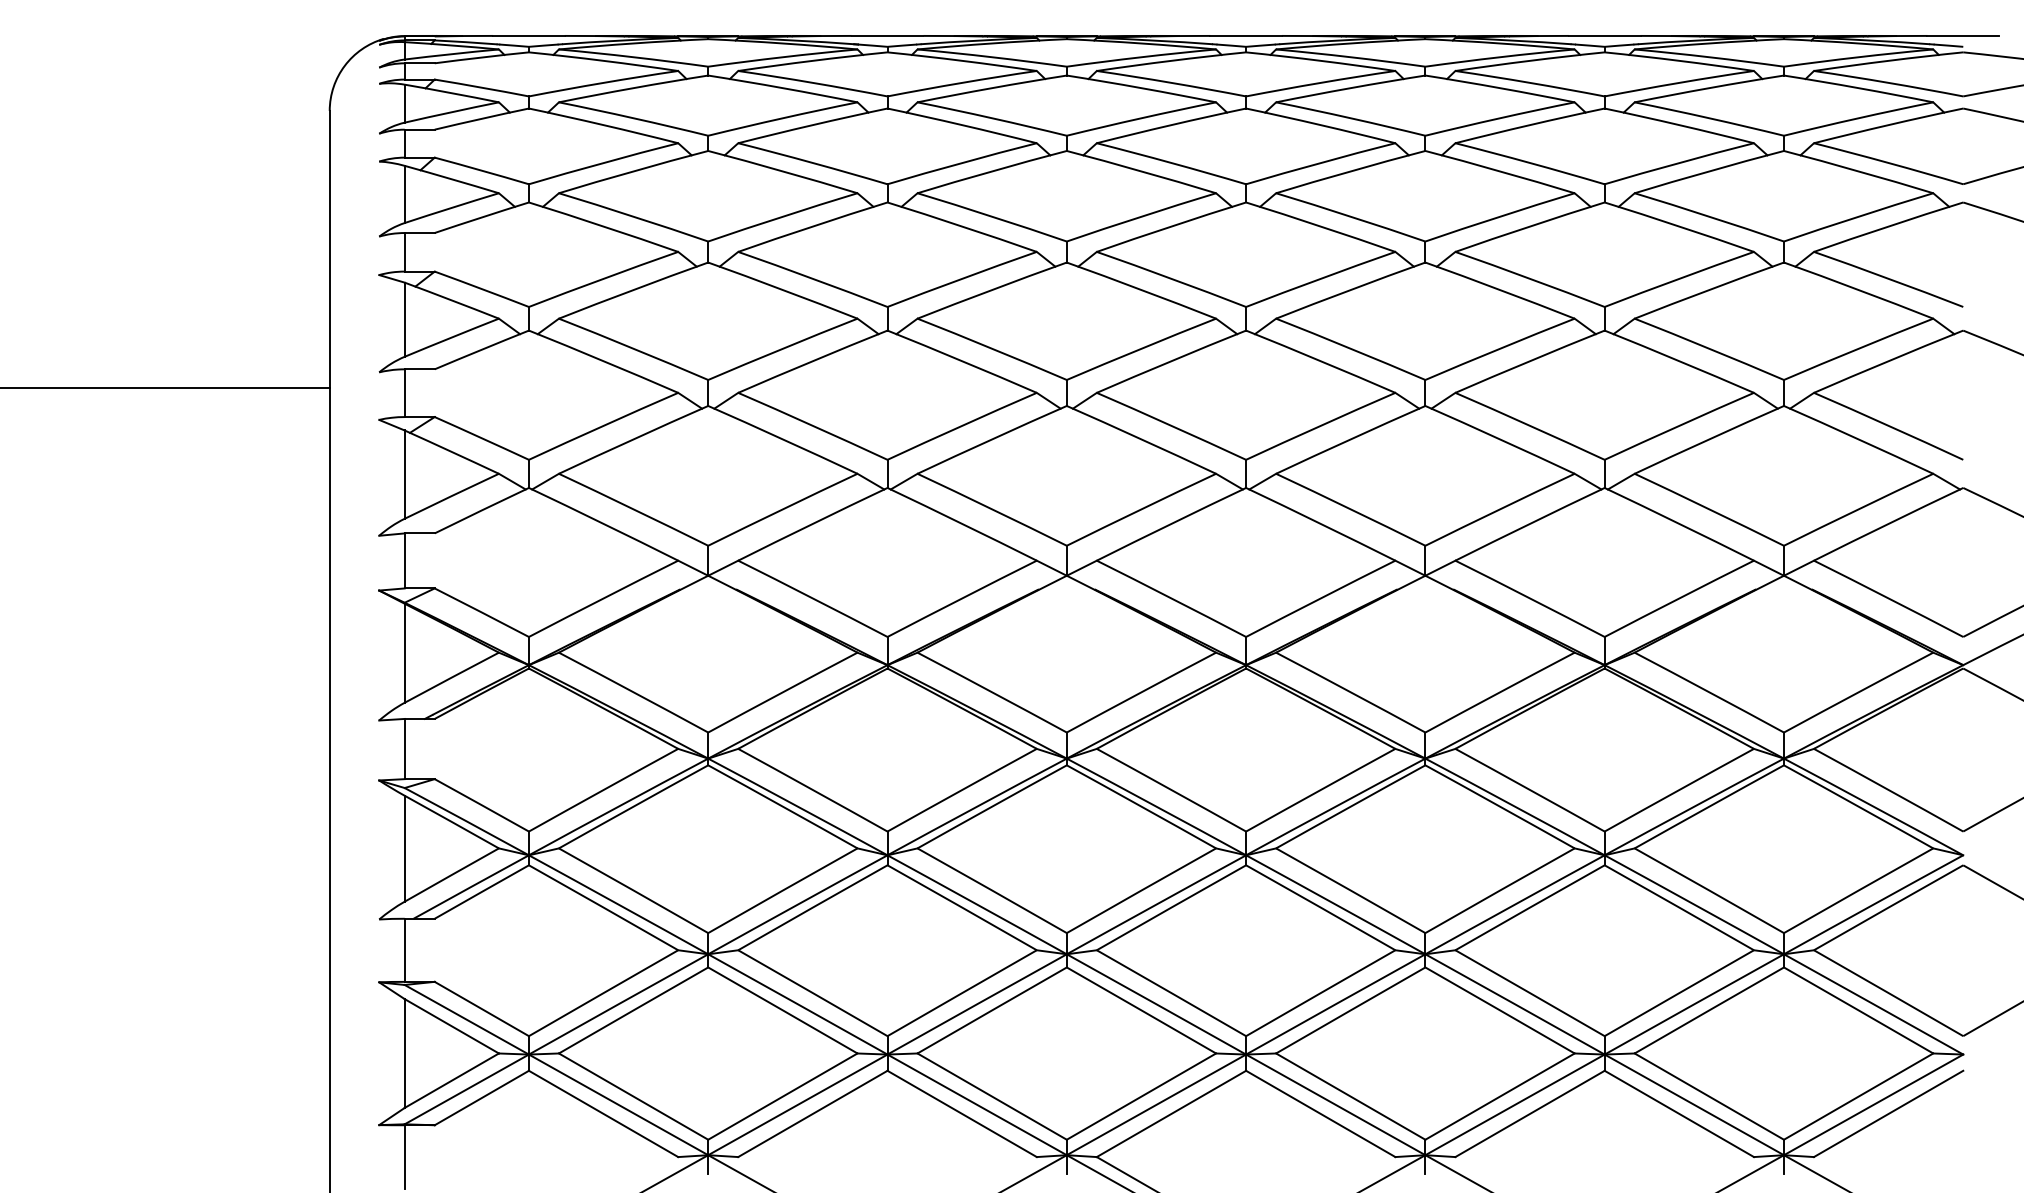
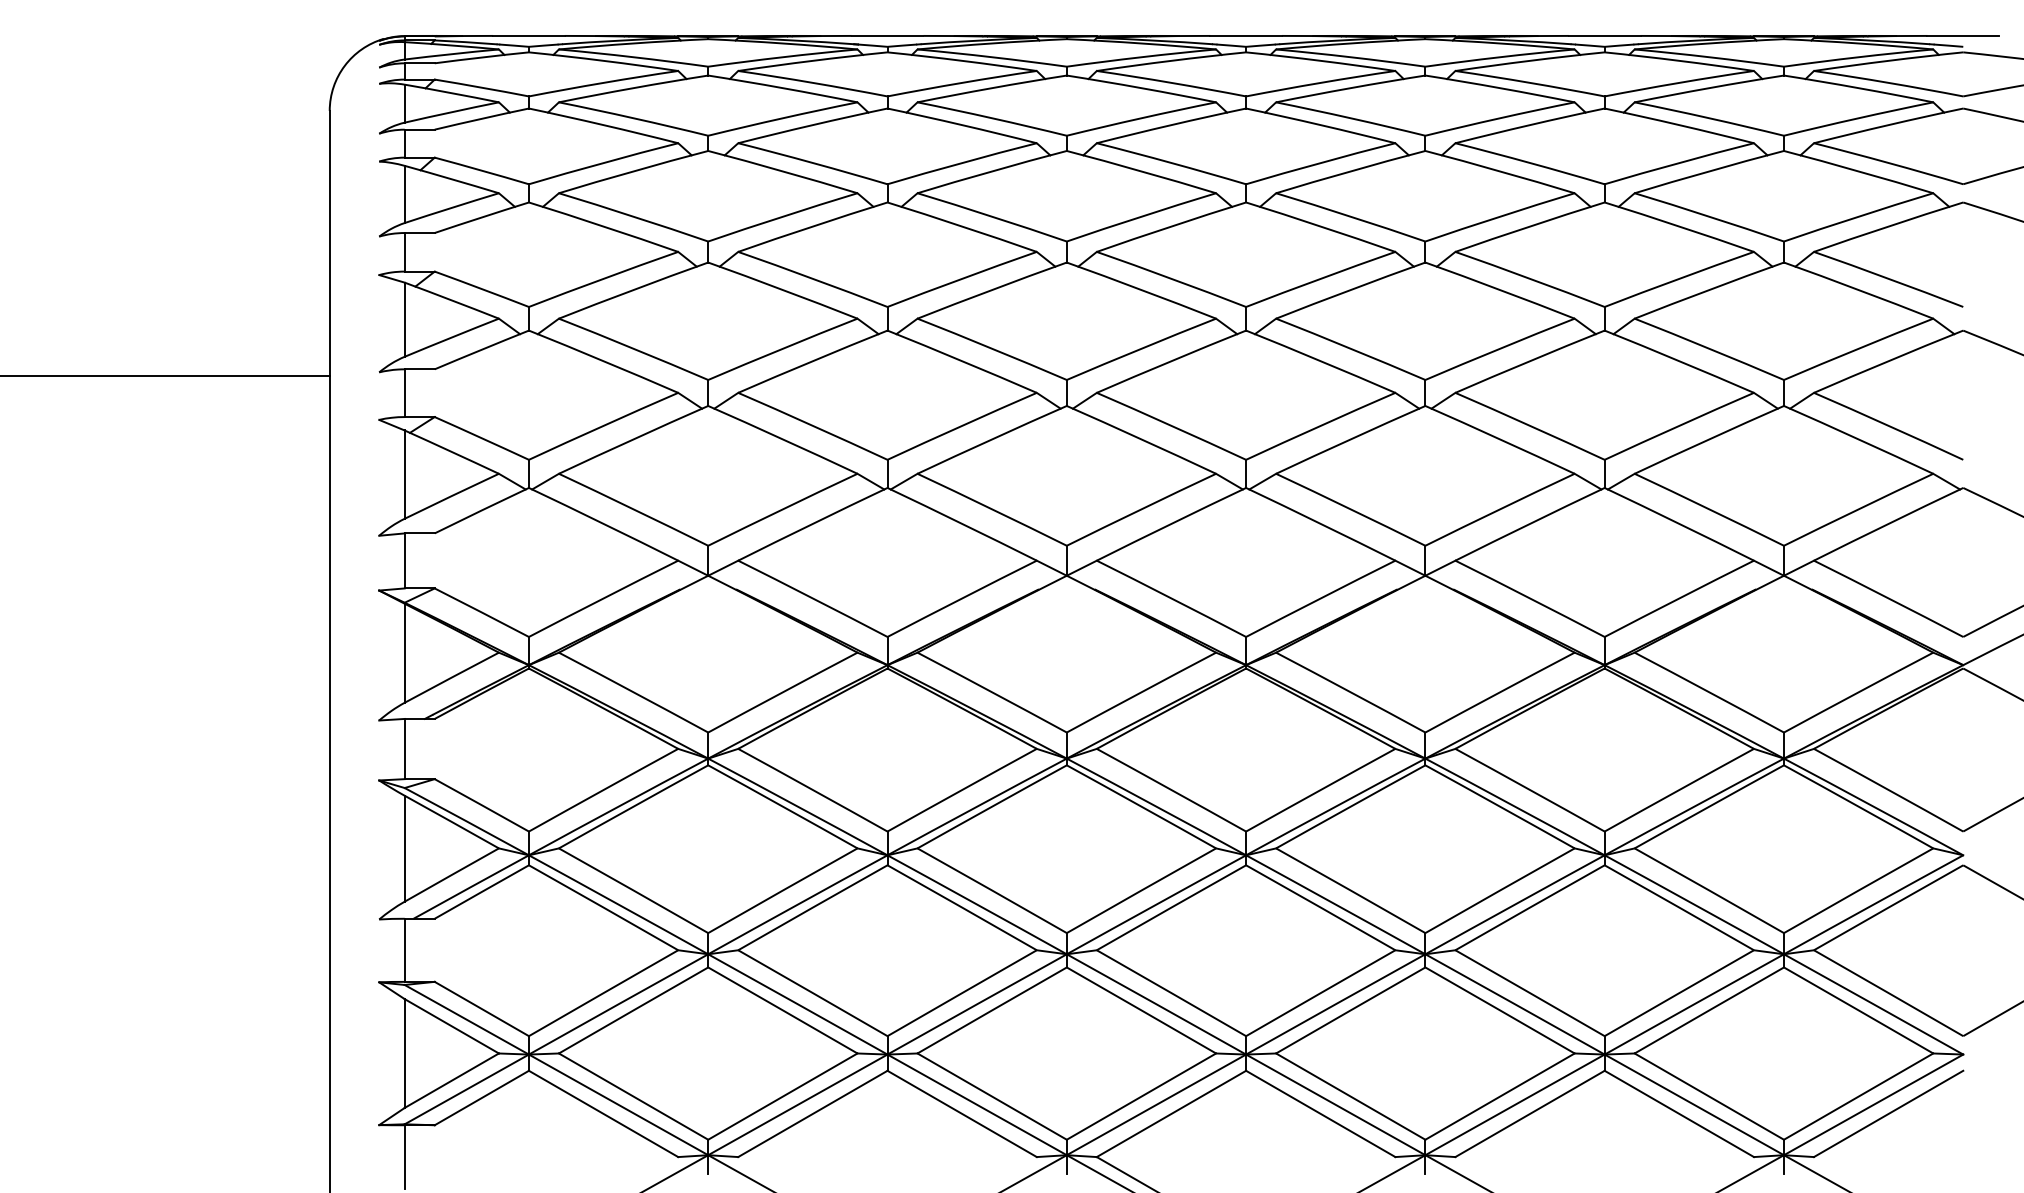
line position: (165, 388) -> (165, 376) (165, 376)
